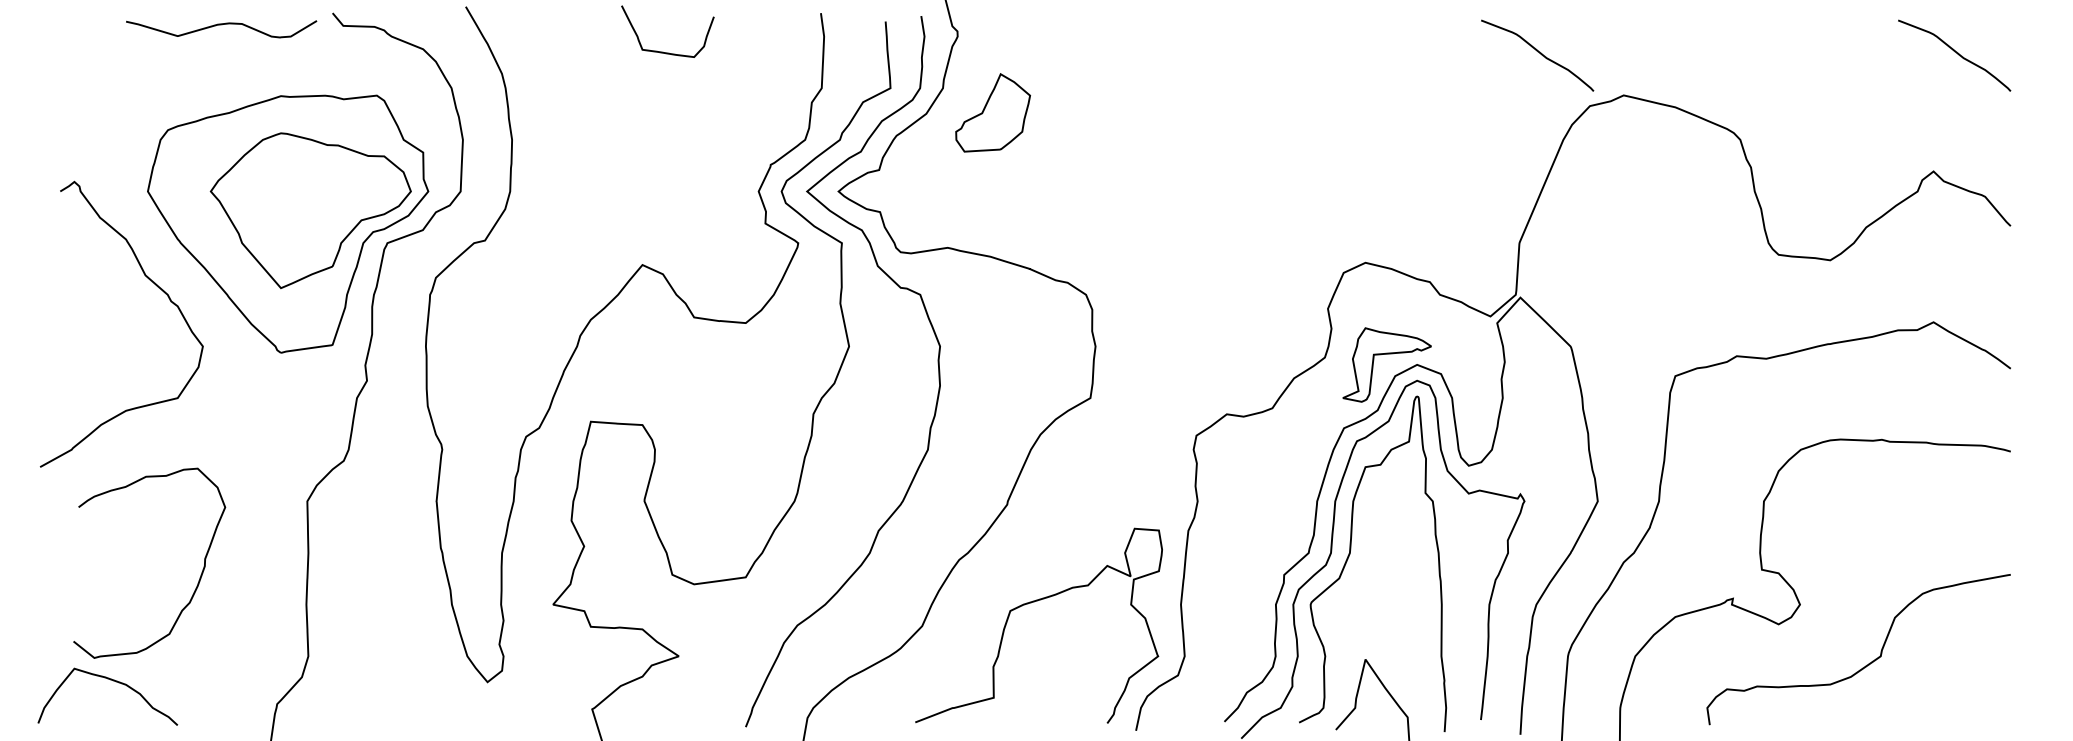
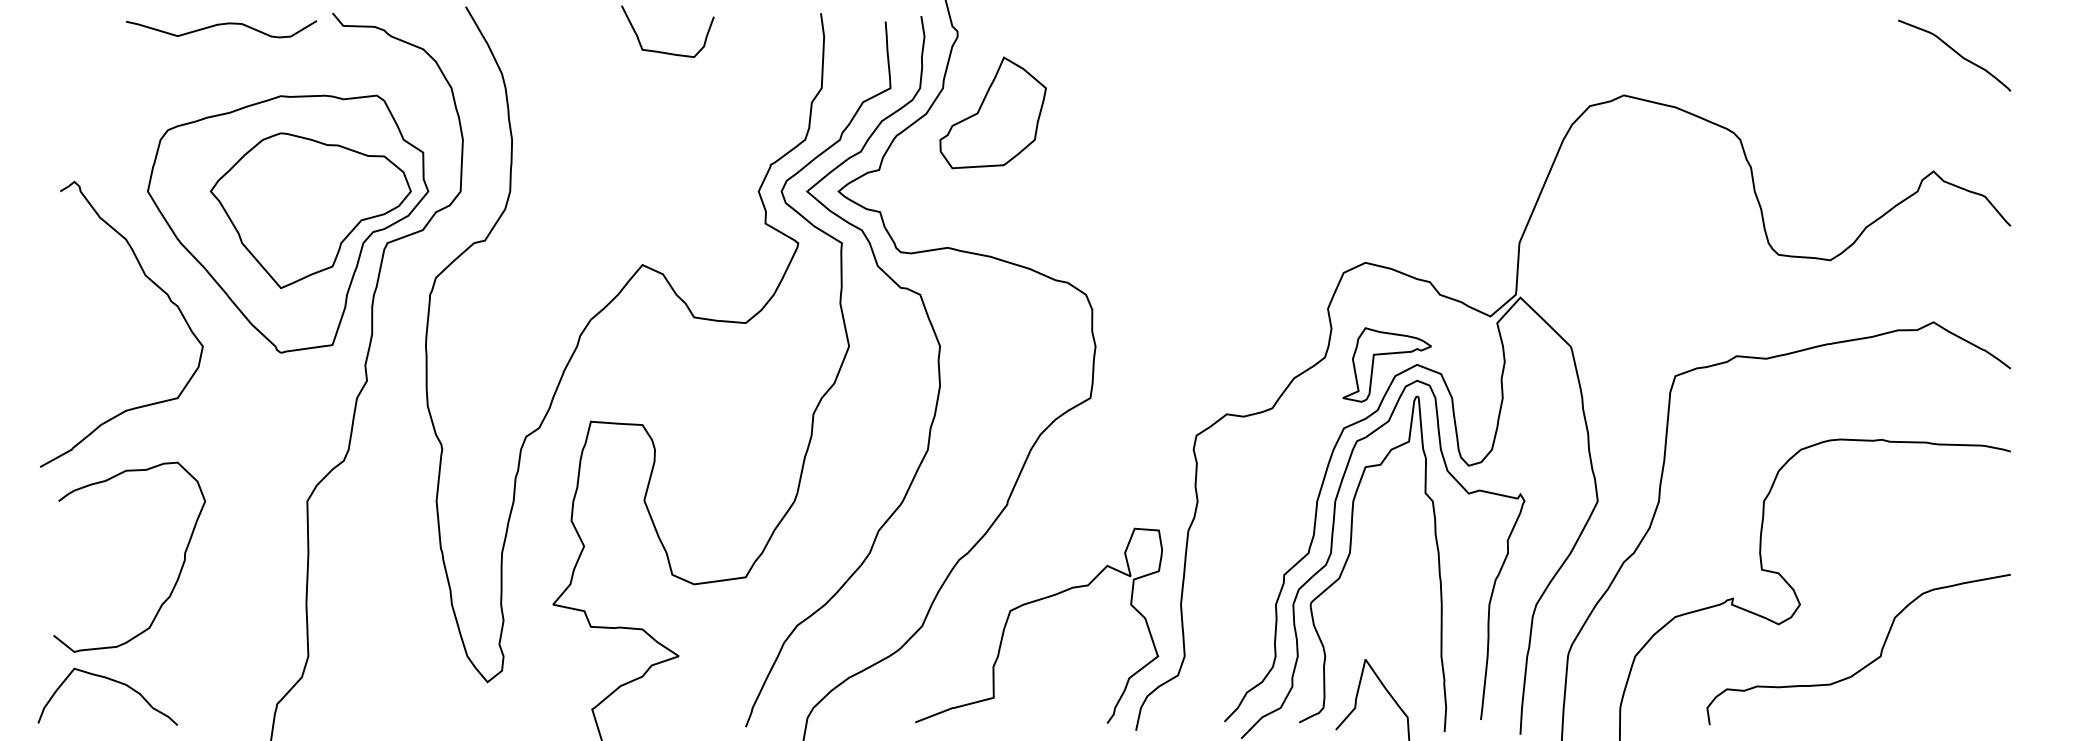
curve: present -> none (1539, 53)
part size: 76x80 px -> 108x114 px (992, 112)
curve position: (199, 577) -> (179, 571) (179, 571)
